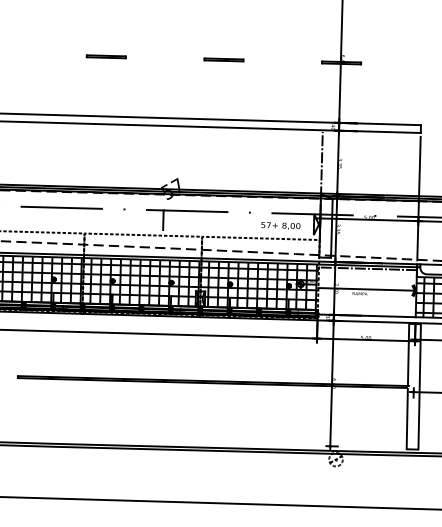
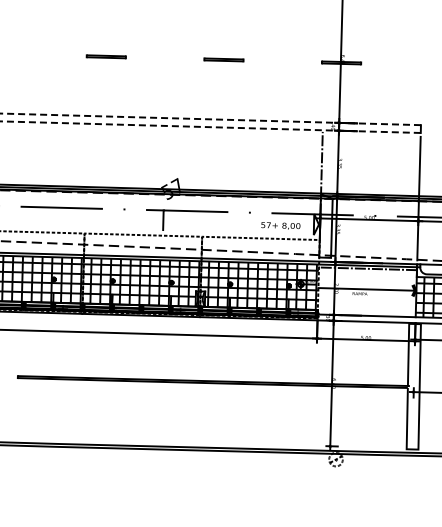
line: solid -> dashed (210, 119)
line: solid -> dashed (209, 127)
line: present -> none (220, 503)
